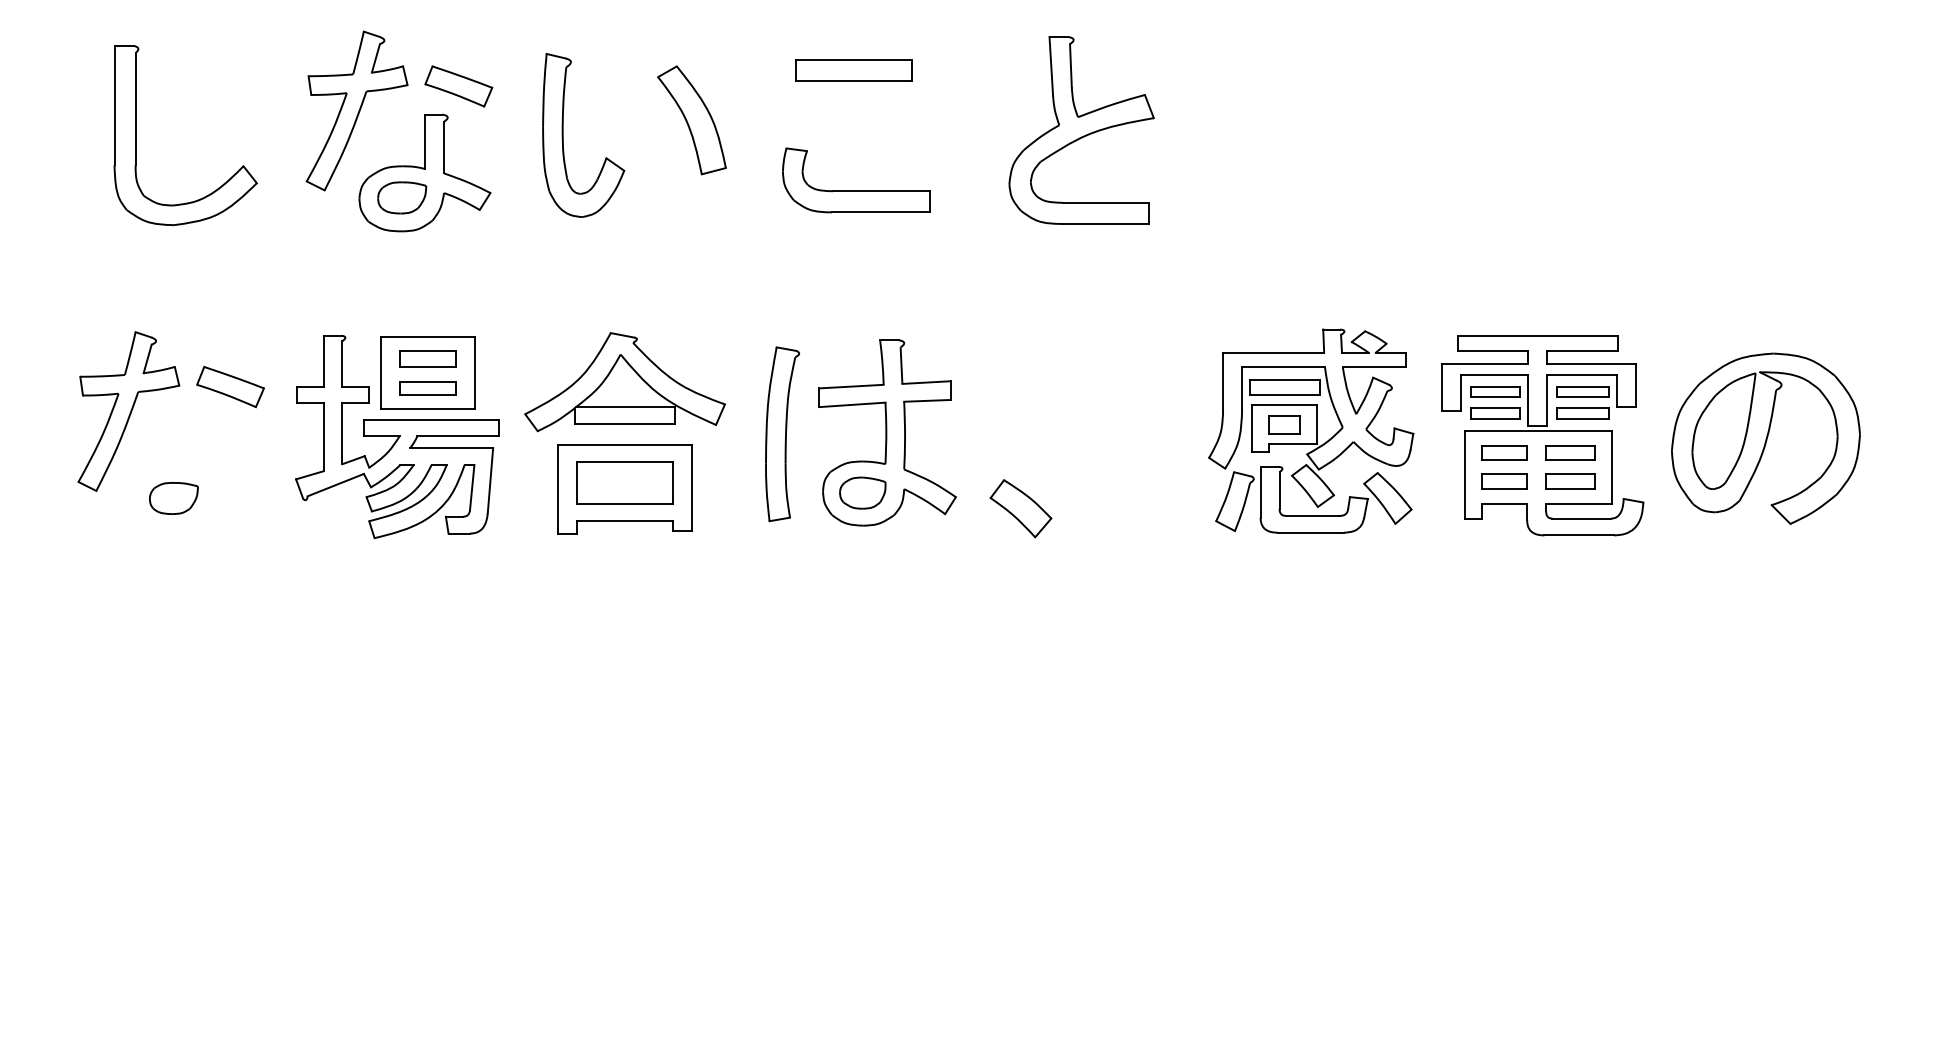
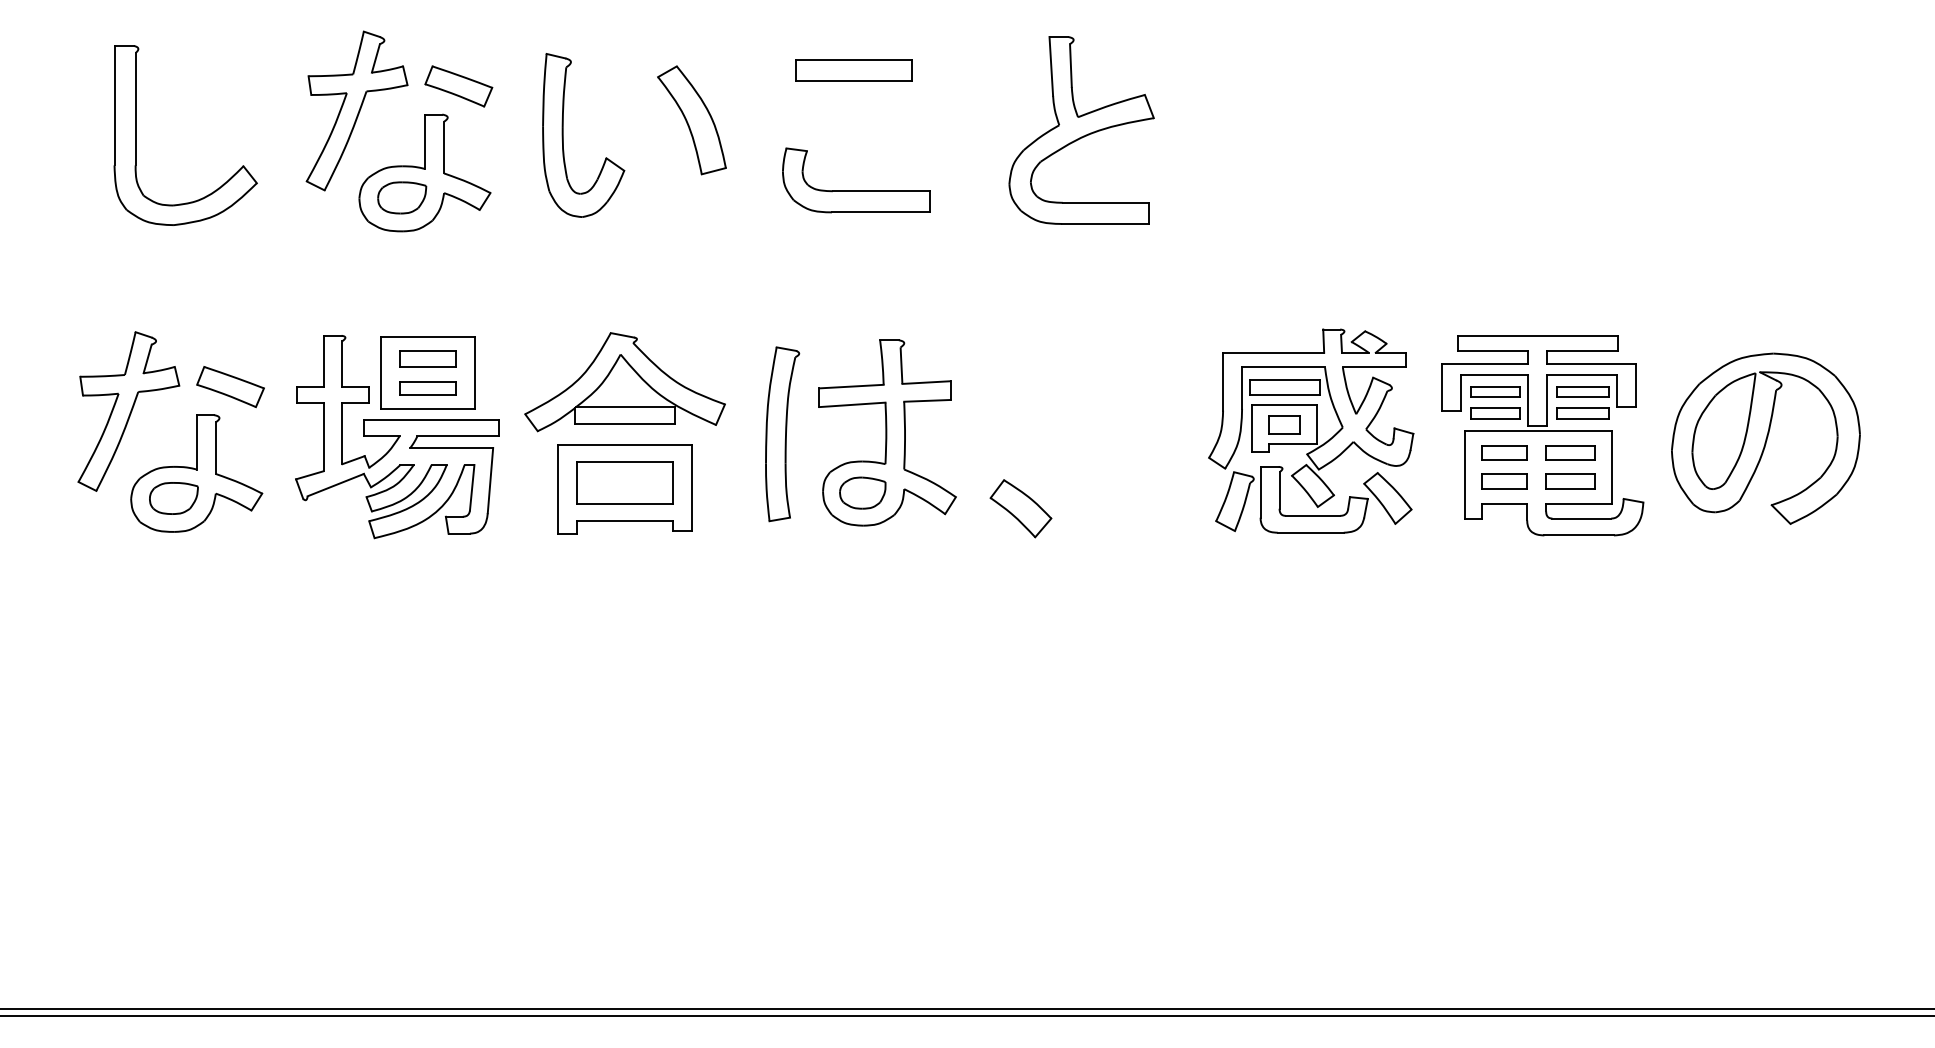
part: none -> present (196, 473)
line: none -> present (966, 1009)
line: none -> present (966, 1016)
